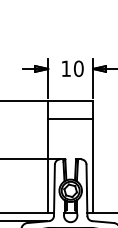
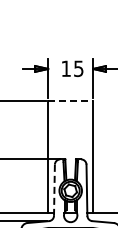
text: 10 -> 15 (78, 68)
line: solid -> dashed (71, 101)
line: present -> none (70, 119)
line: solid -> dashed (54, 190)
